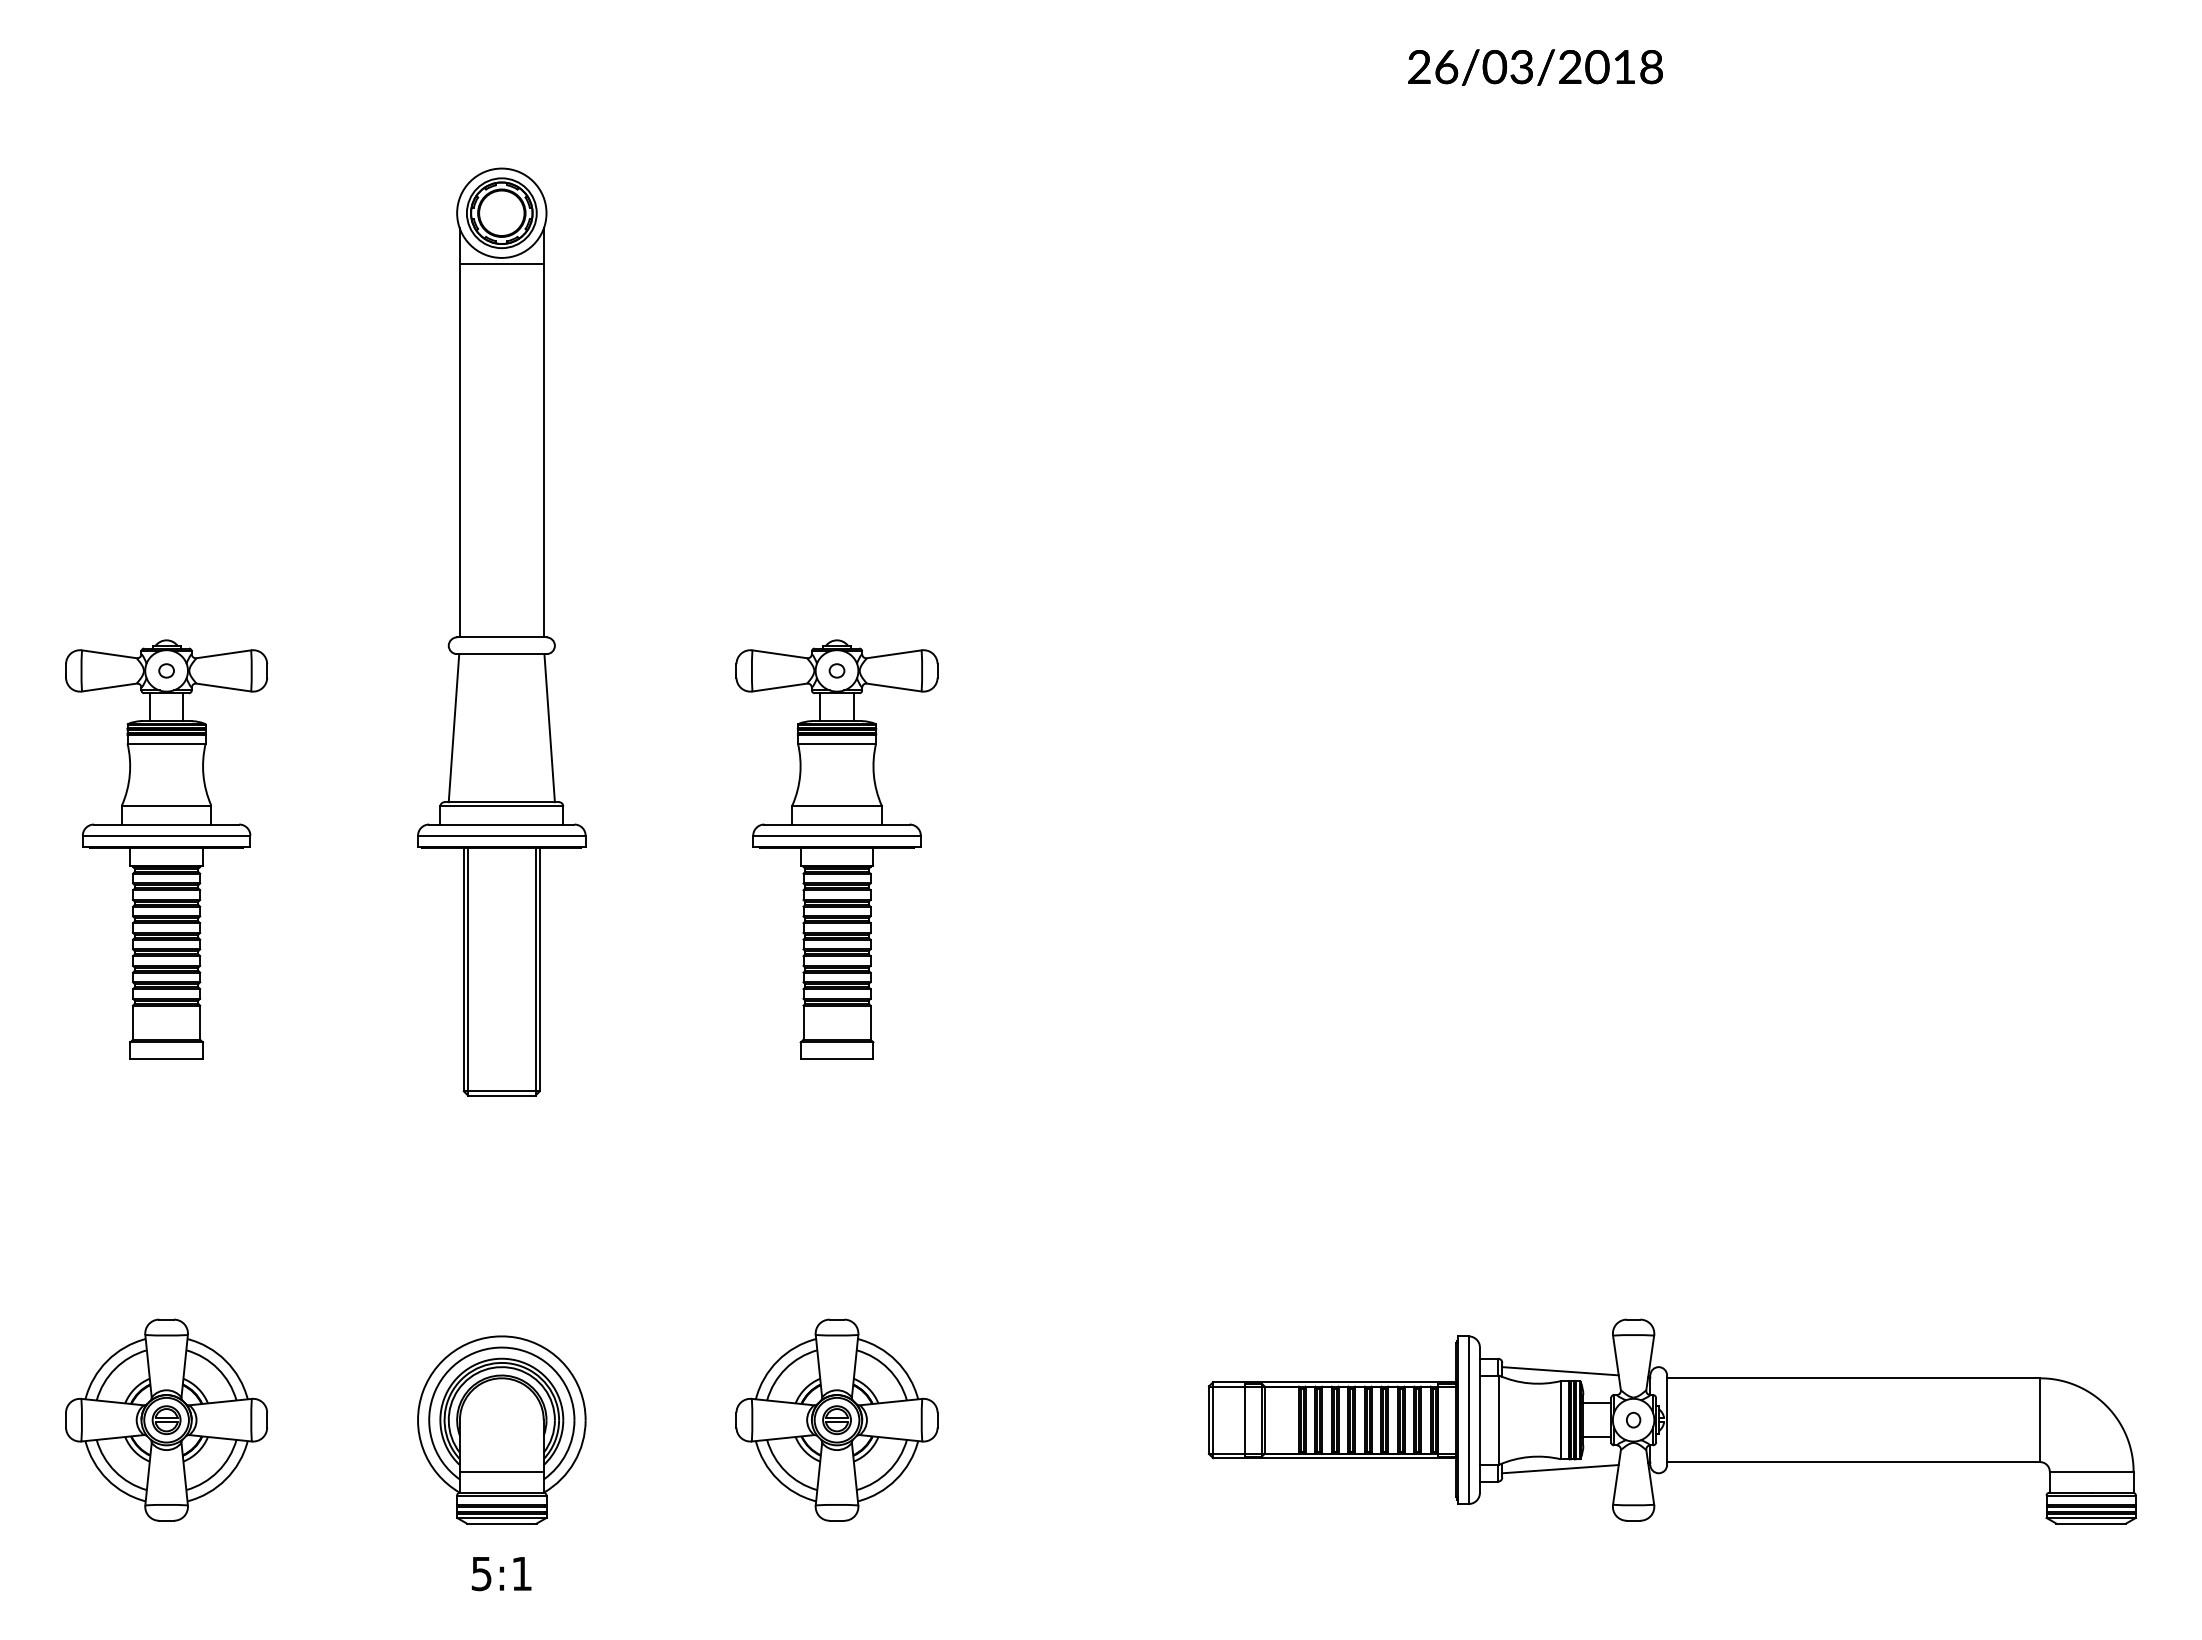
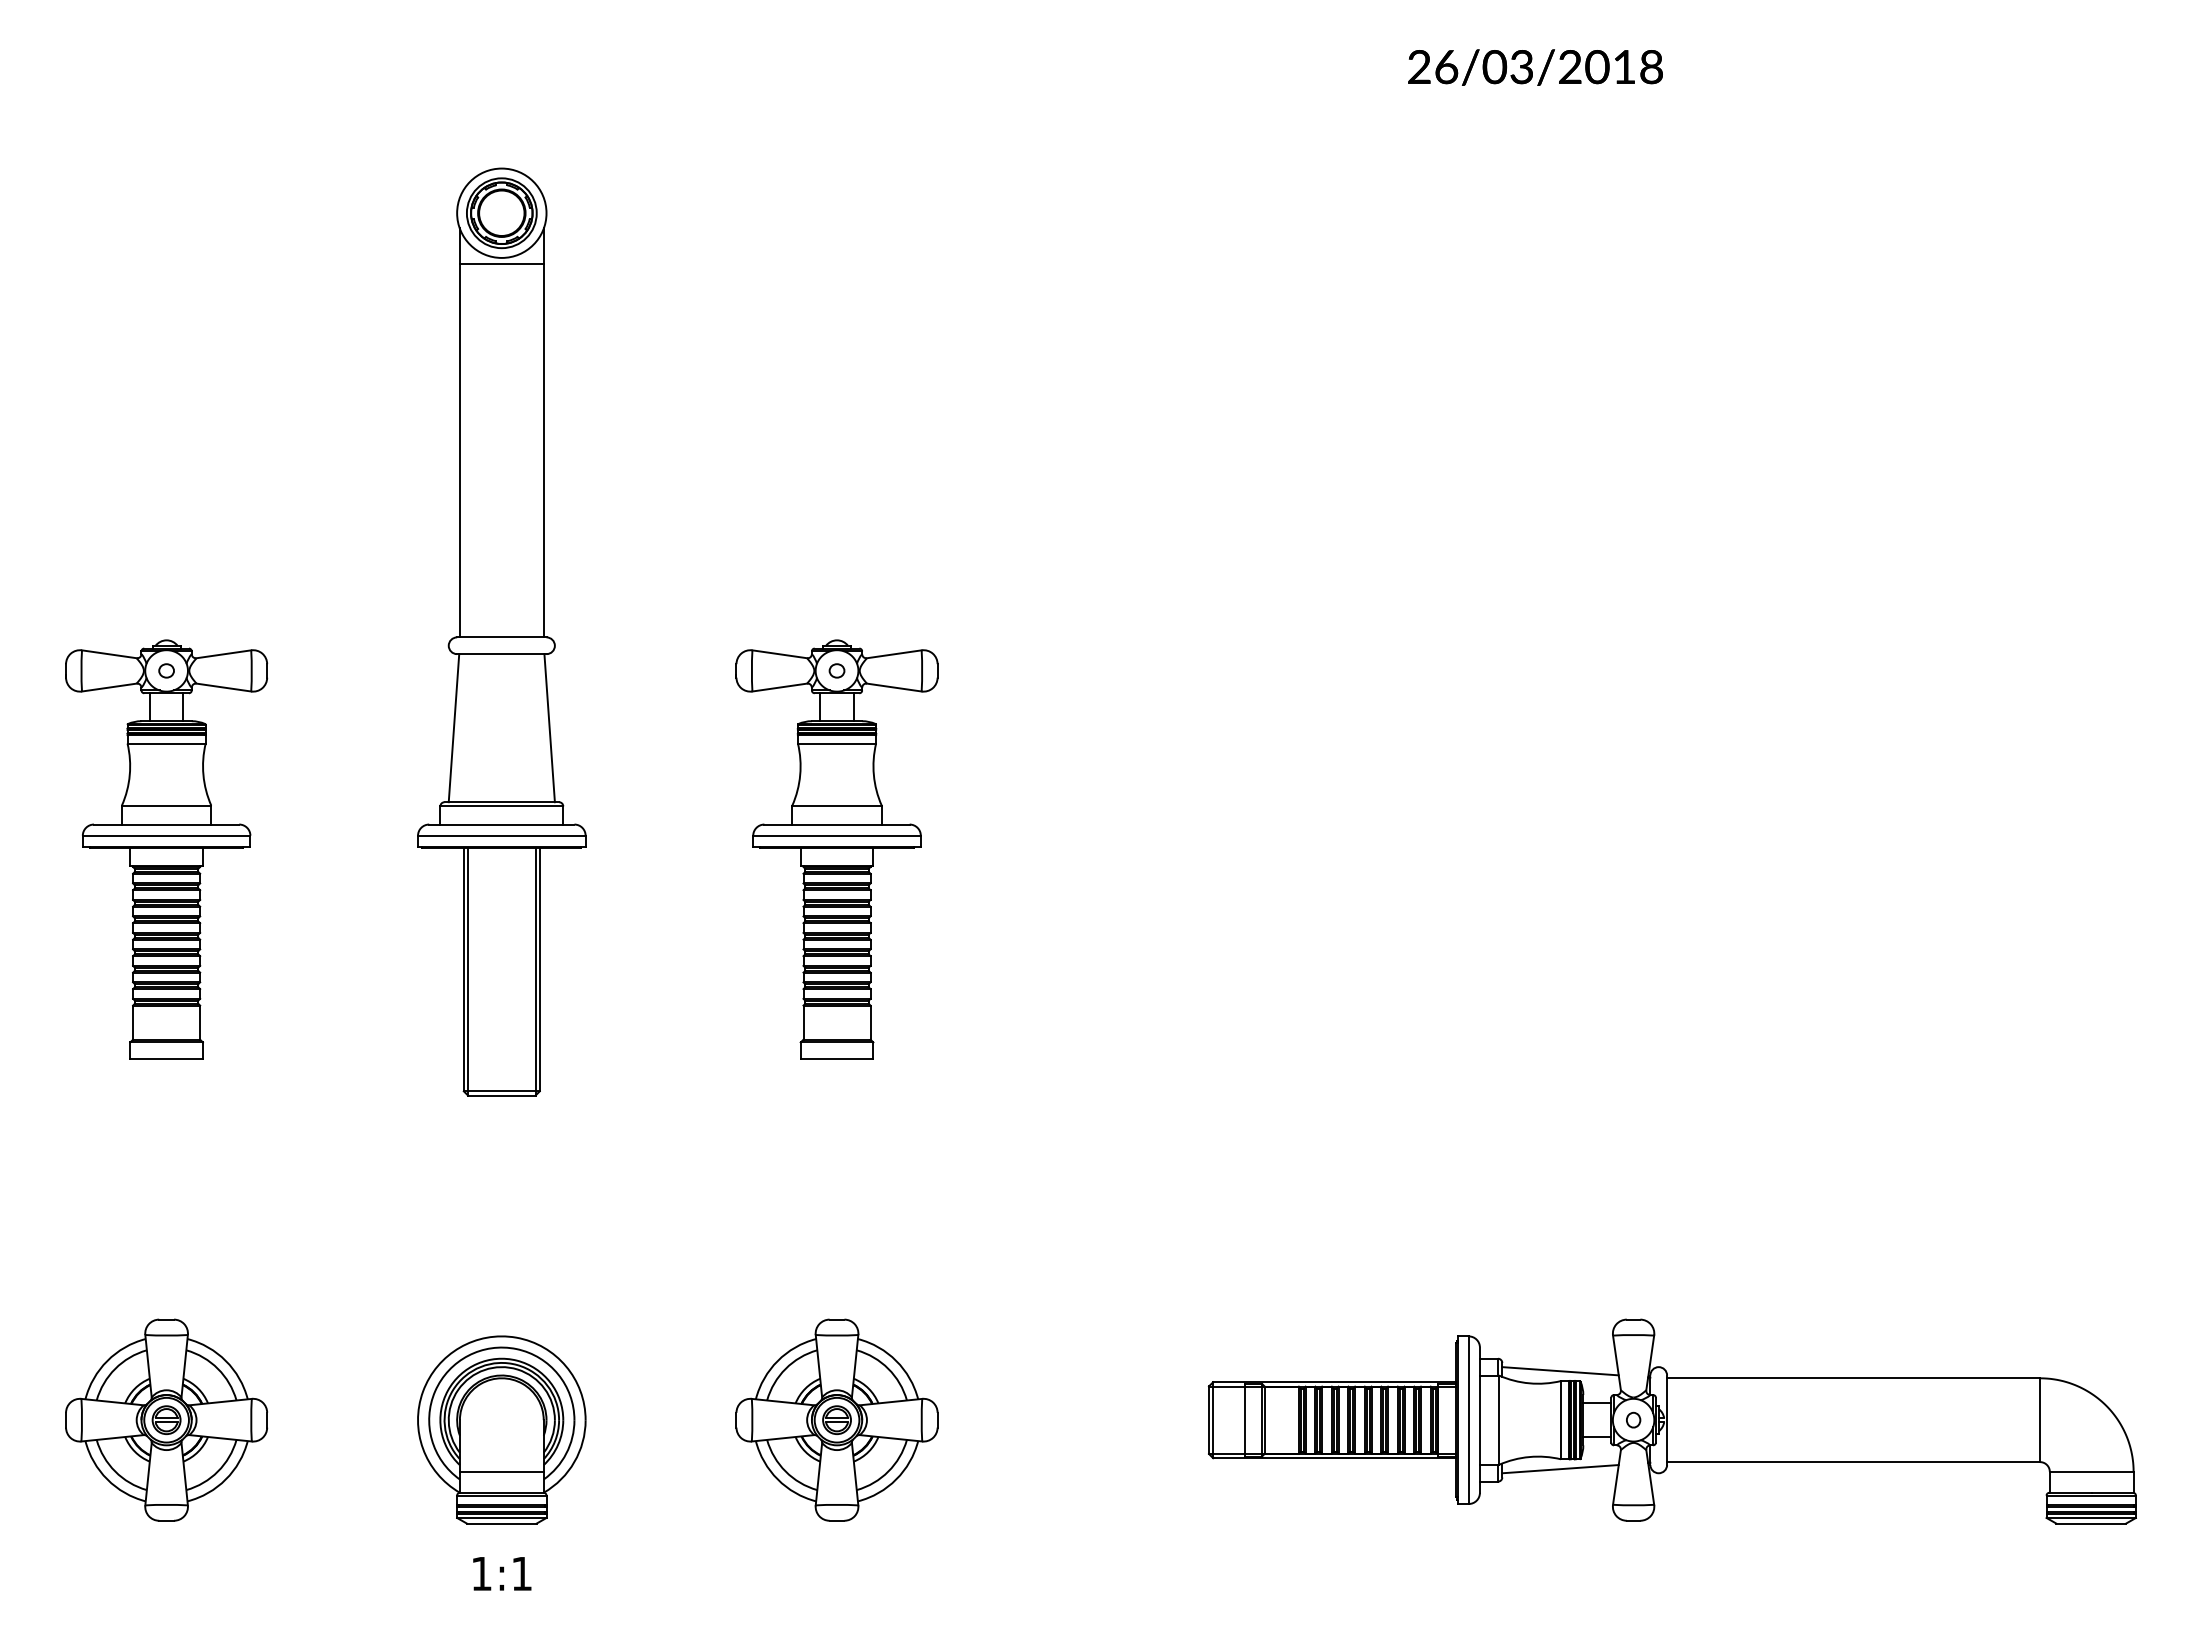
text: 5:1 -> 1:1 (481, 1574)
